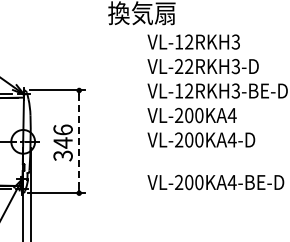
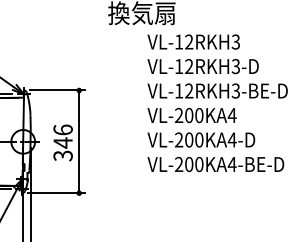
text: VL-22RKH3-D -> VL-12RKH3-D (179, 66)
line: dashed -> solid (79, 141)
text position: (215, 182) -> (215, 164) (215, 164)
